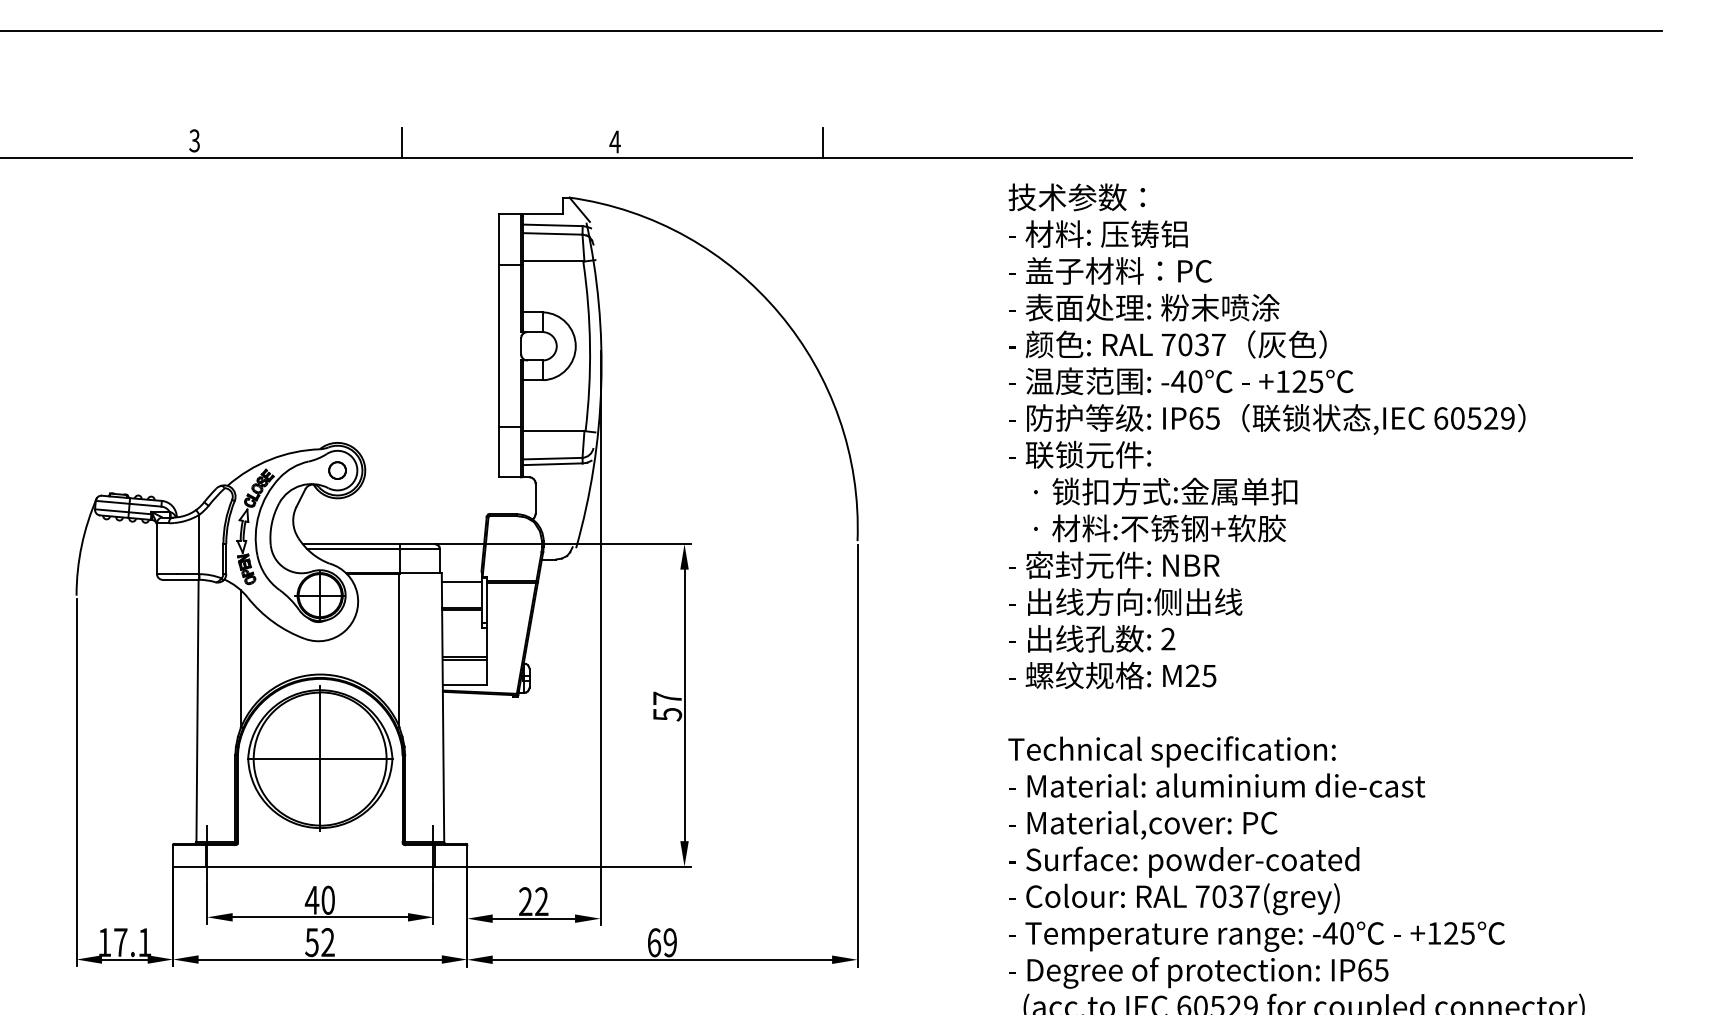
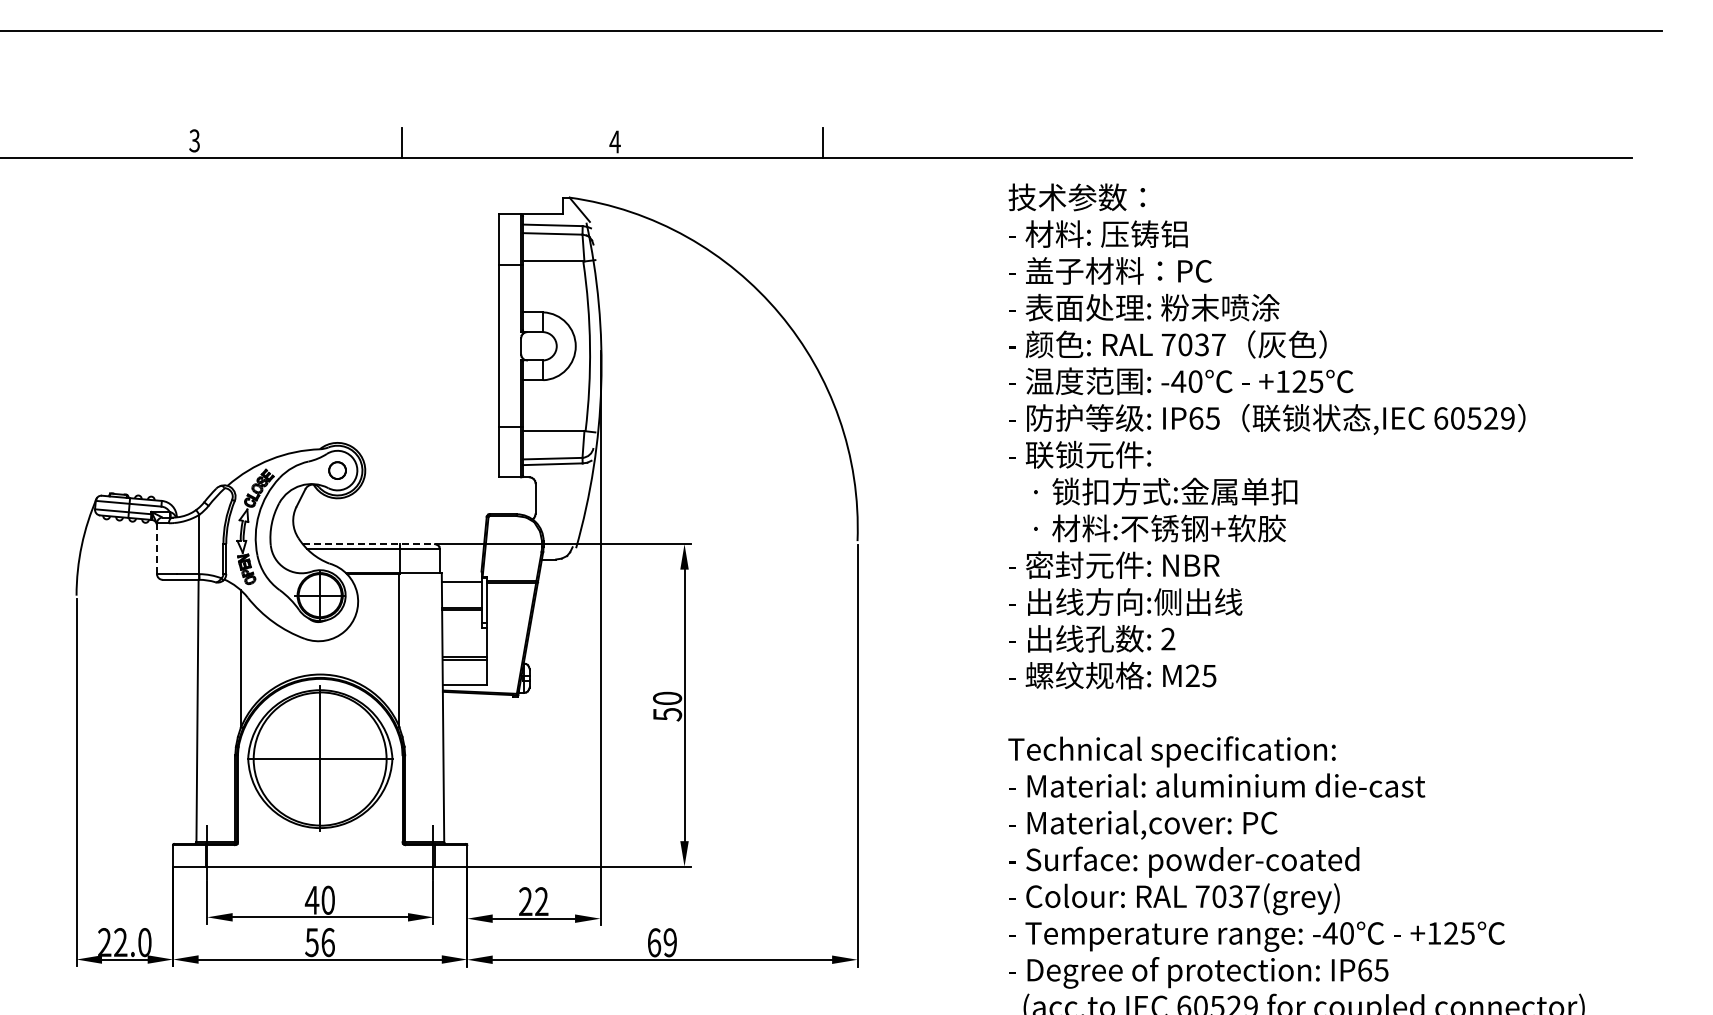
line: solid -> dashed (369, 544)
line: solid -> dashed (157, 548)
text: 57 -> 50 (667, 697)
text: 17.1 -> 22.0 (124, 942)
text: 52 -> 56 (327, 942)
